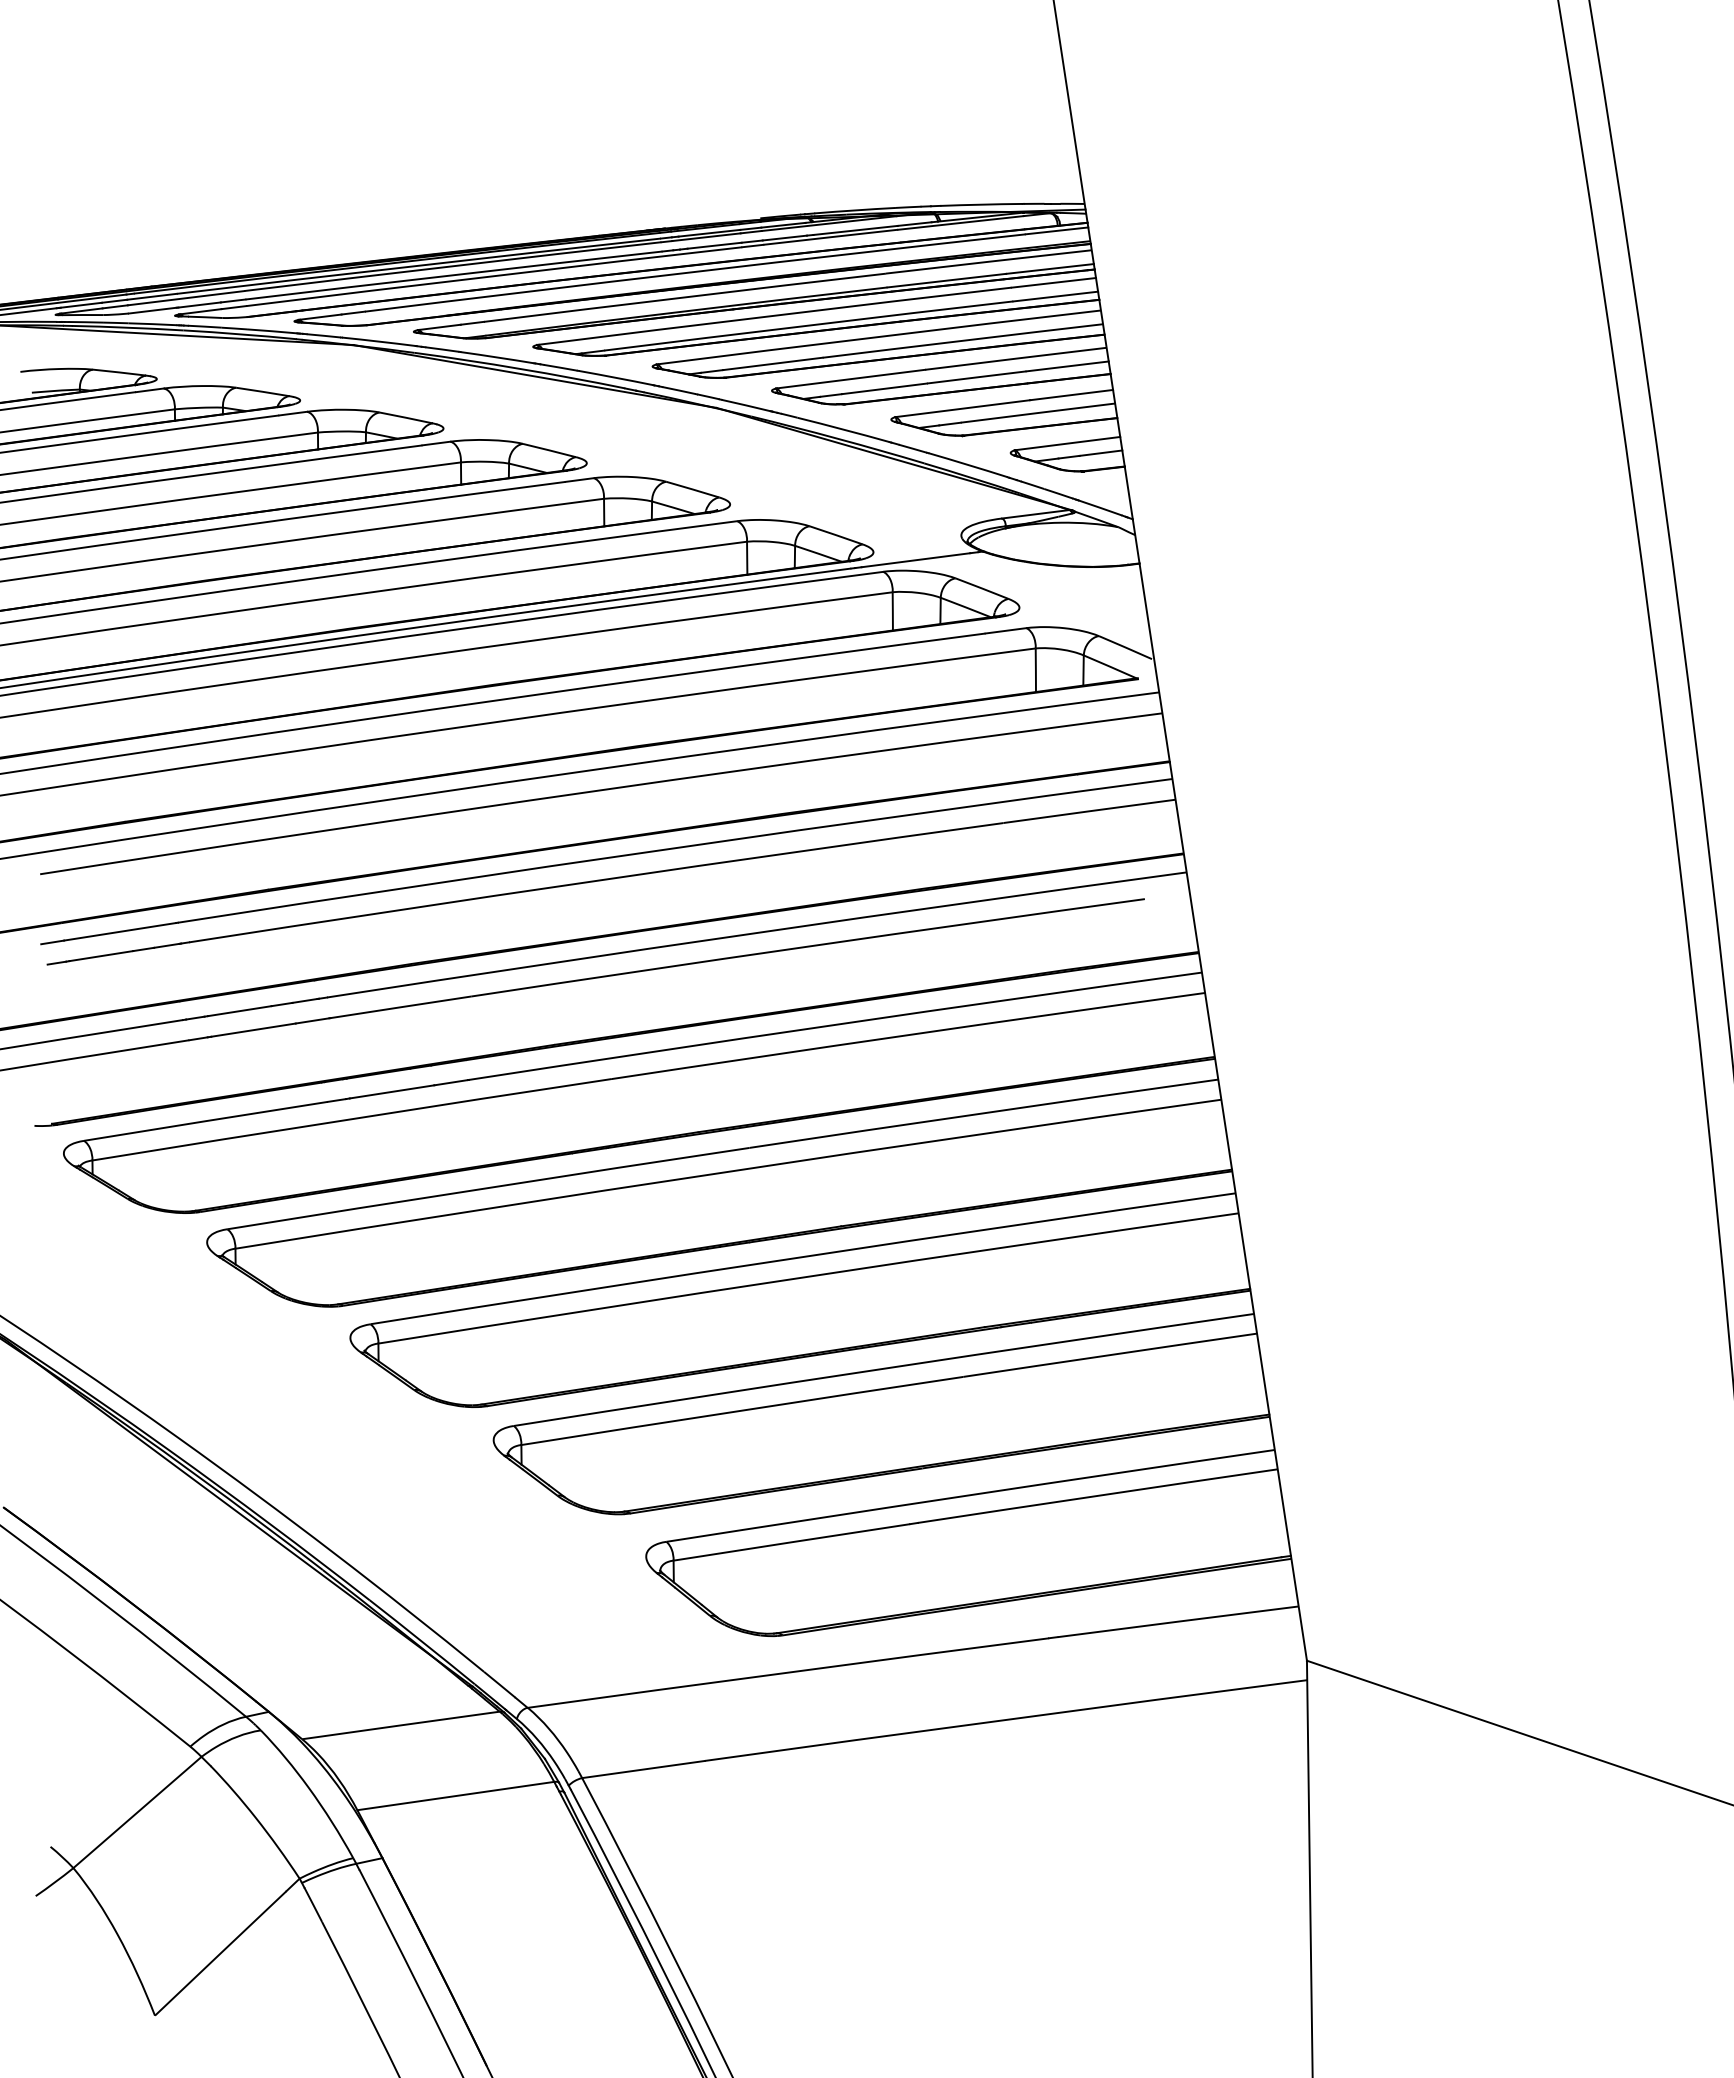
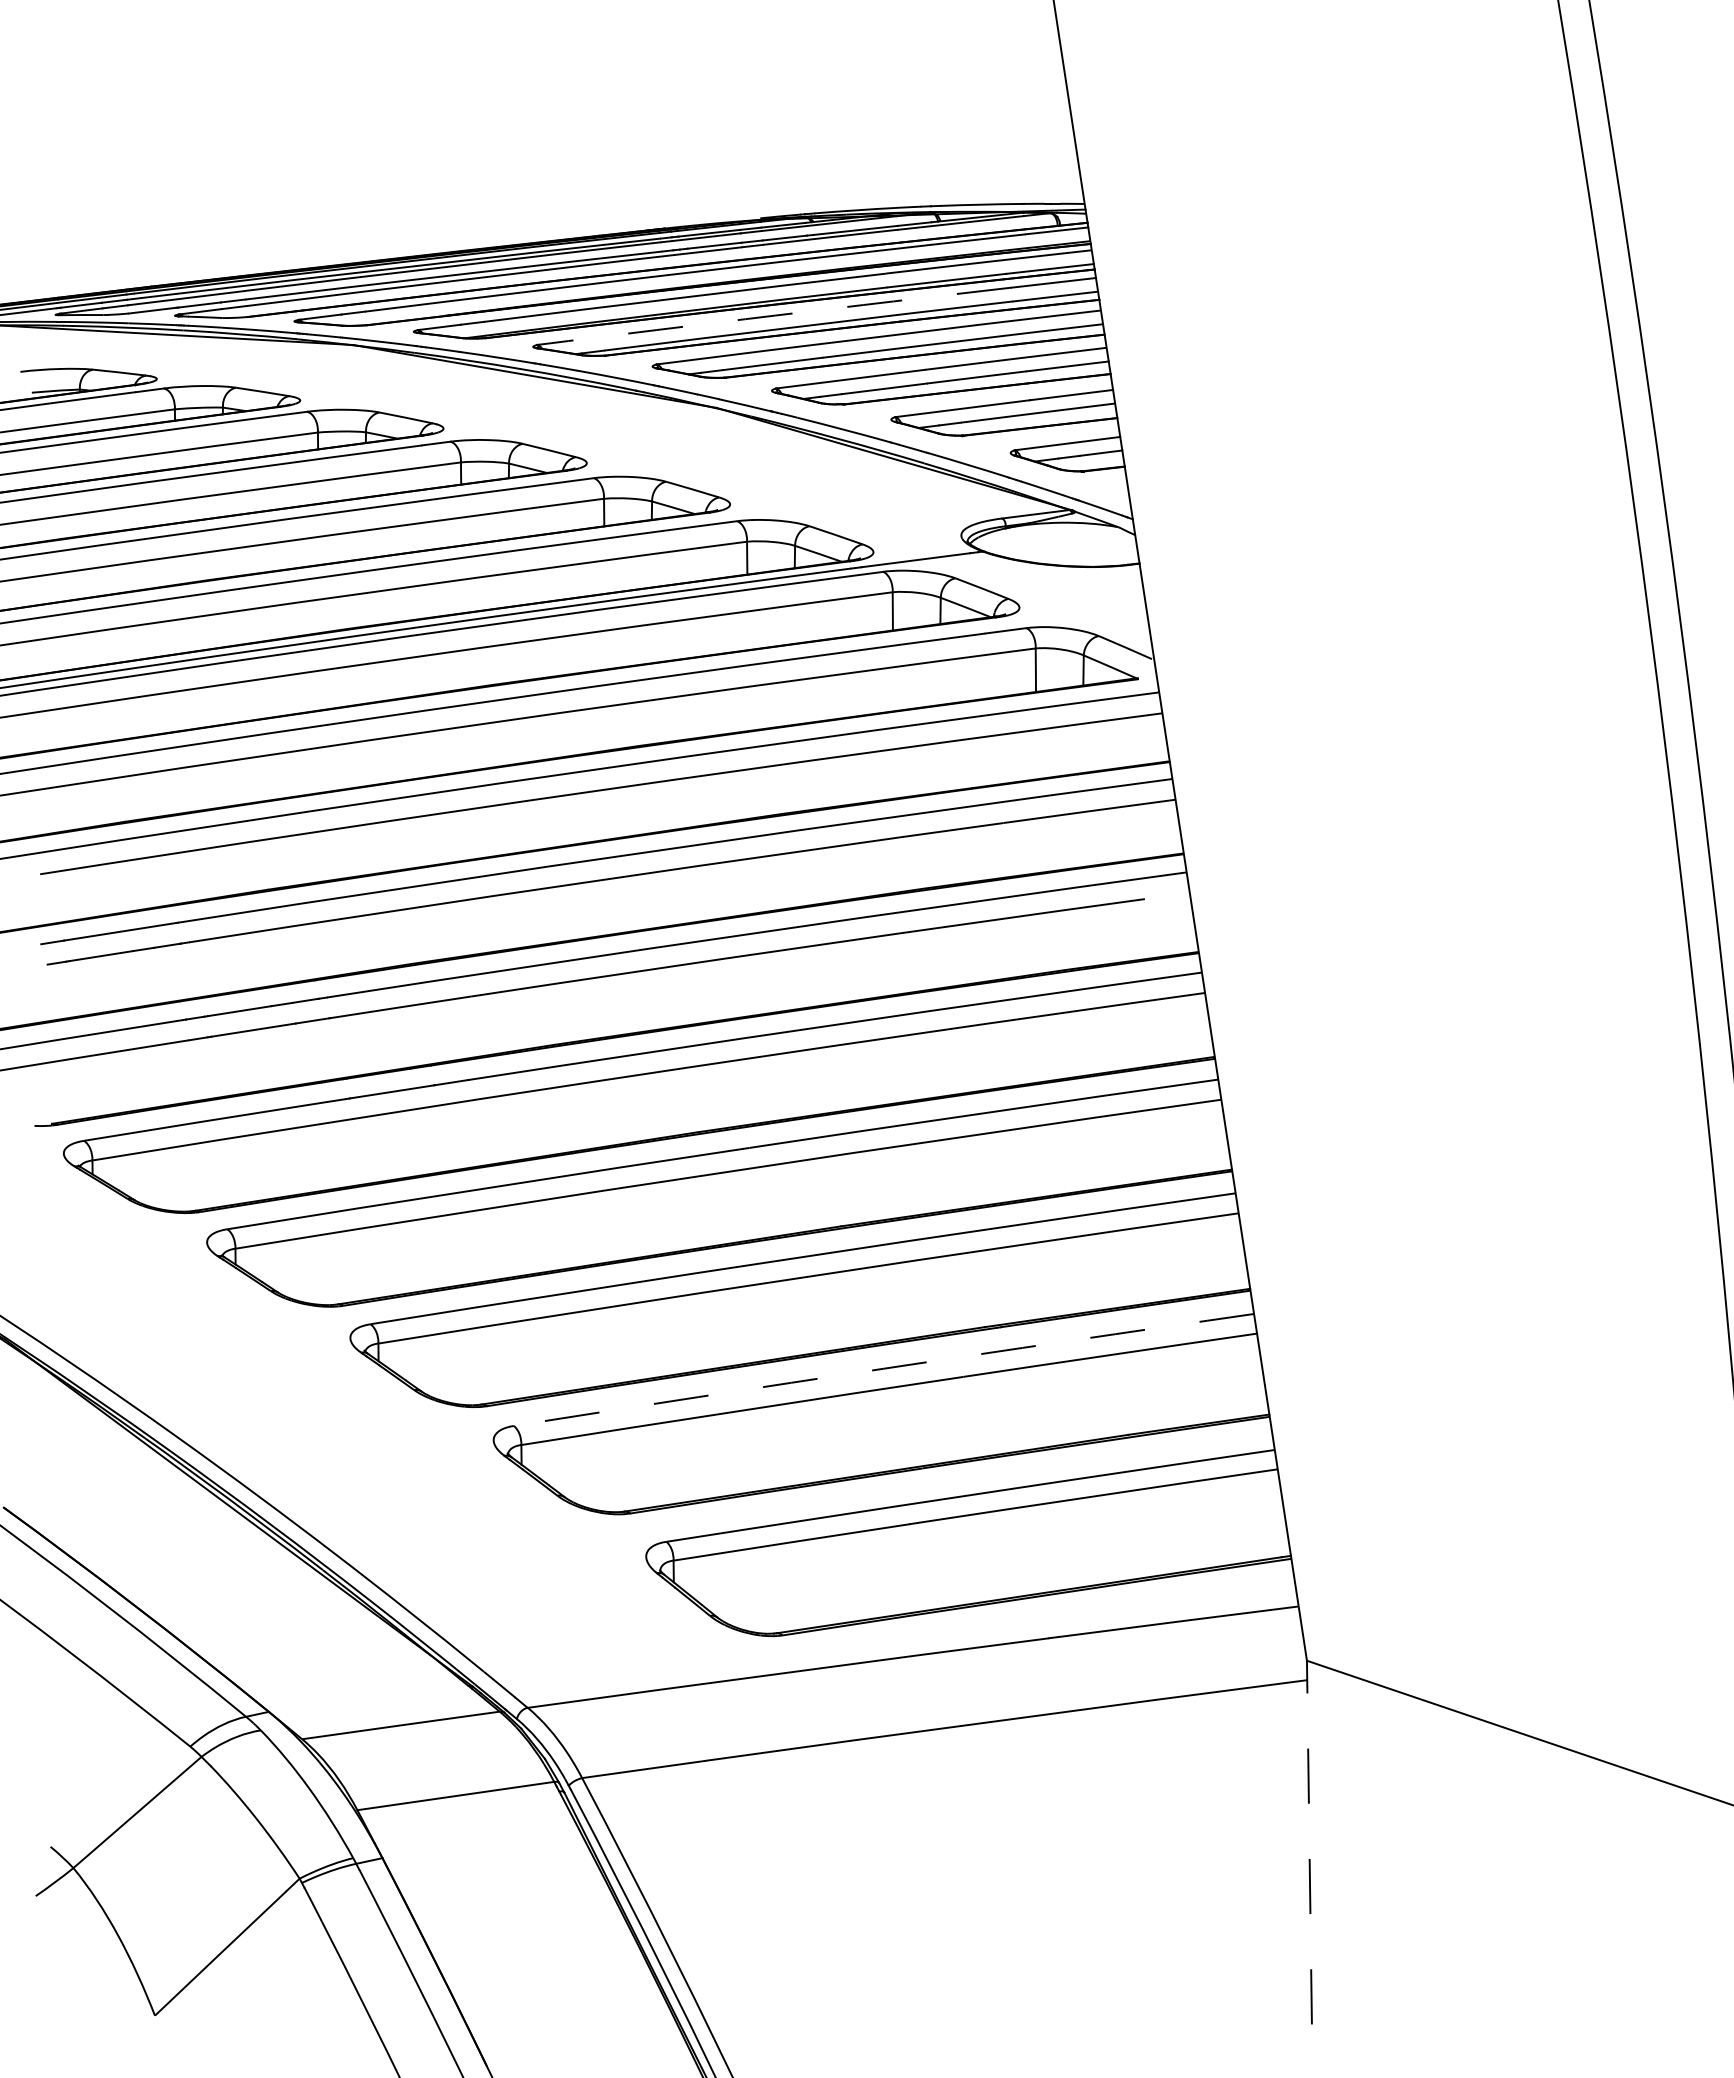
arc: solid -> dashed (775, 315)
arc: solid -> dashed (883, 1368)
line: solid -> dashed (1309, 1868)
